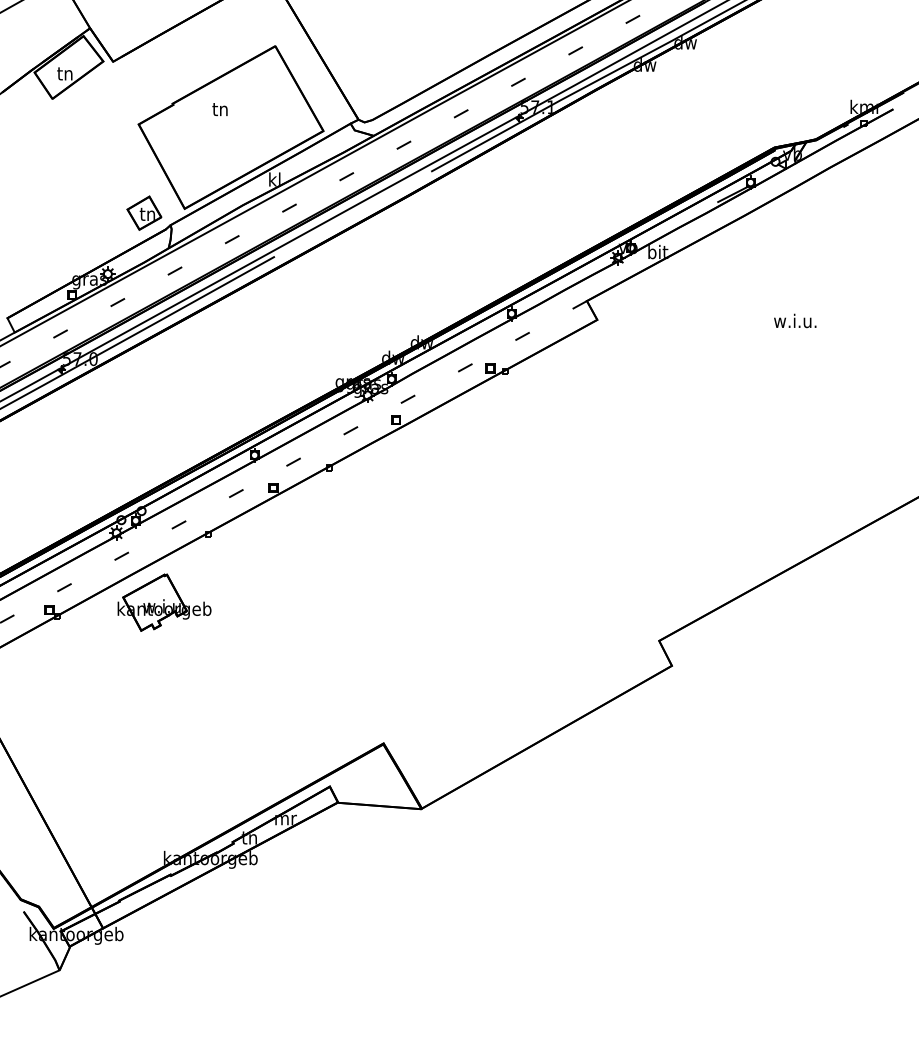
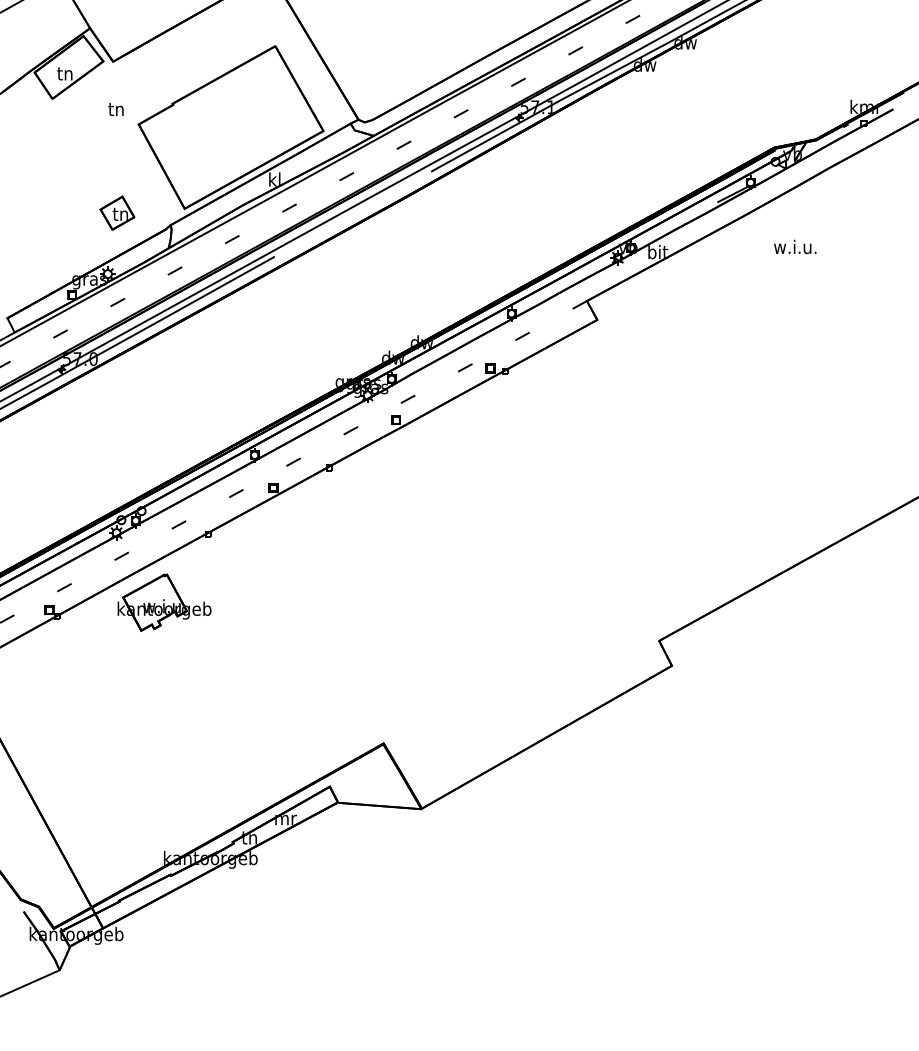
text position: (219, 109) -> (115, 109) (115, 109)
part position: (144, 212) -> (117, 212) (117, 212)
text position: (795, 320) -> (795, 246) (795, 246)
